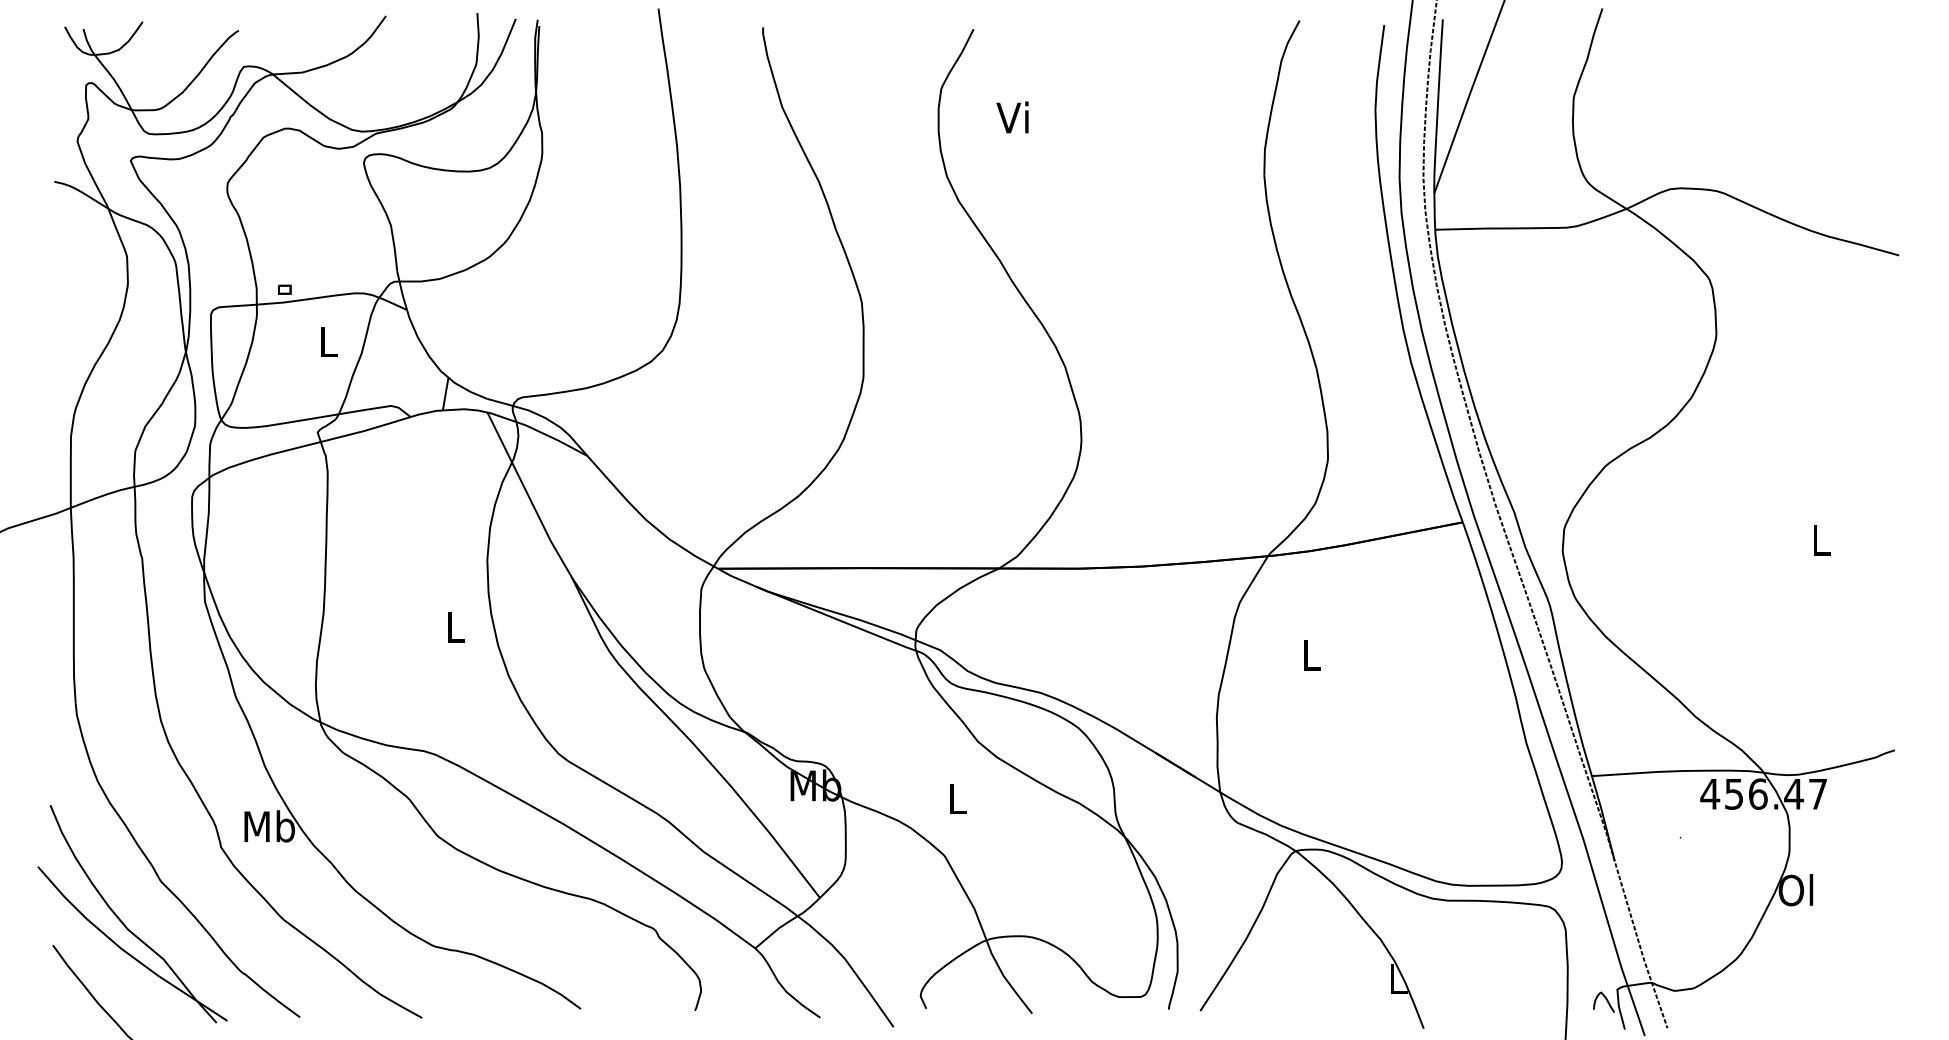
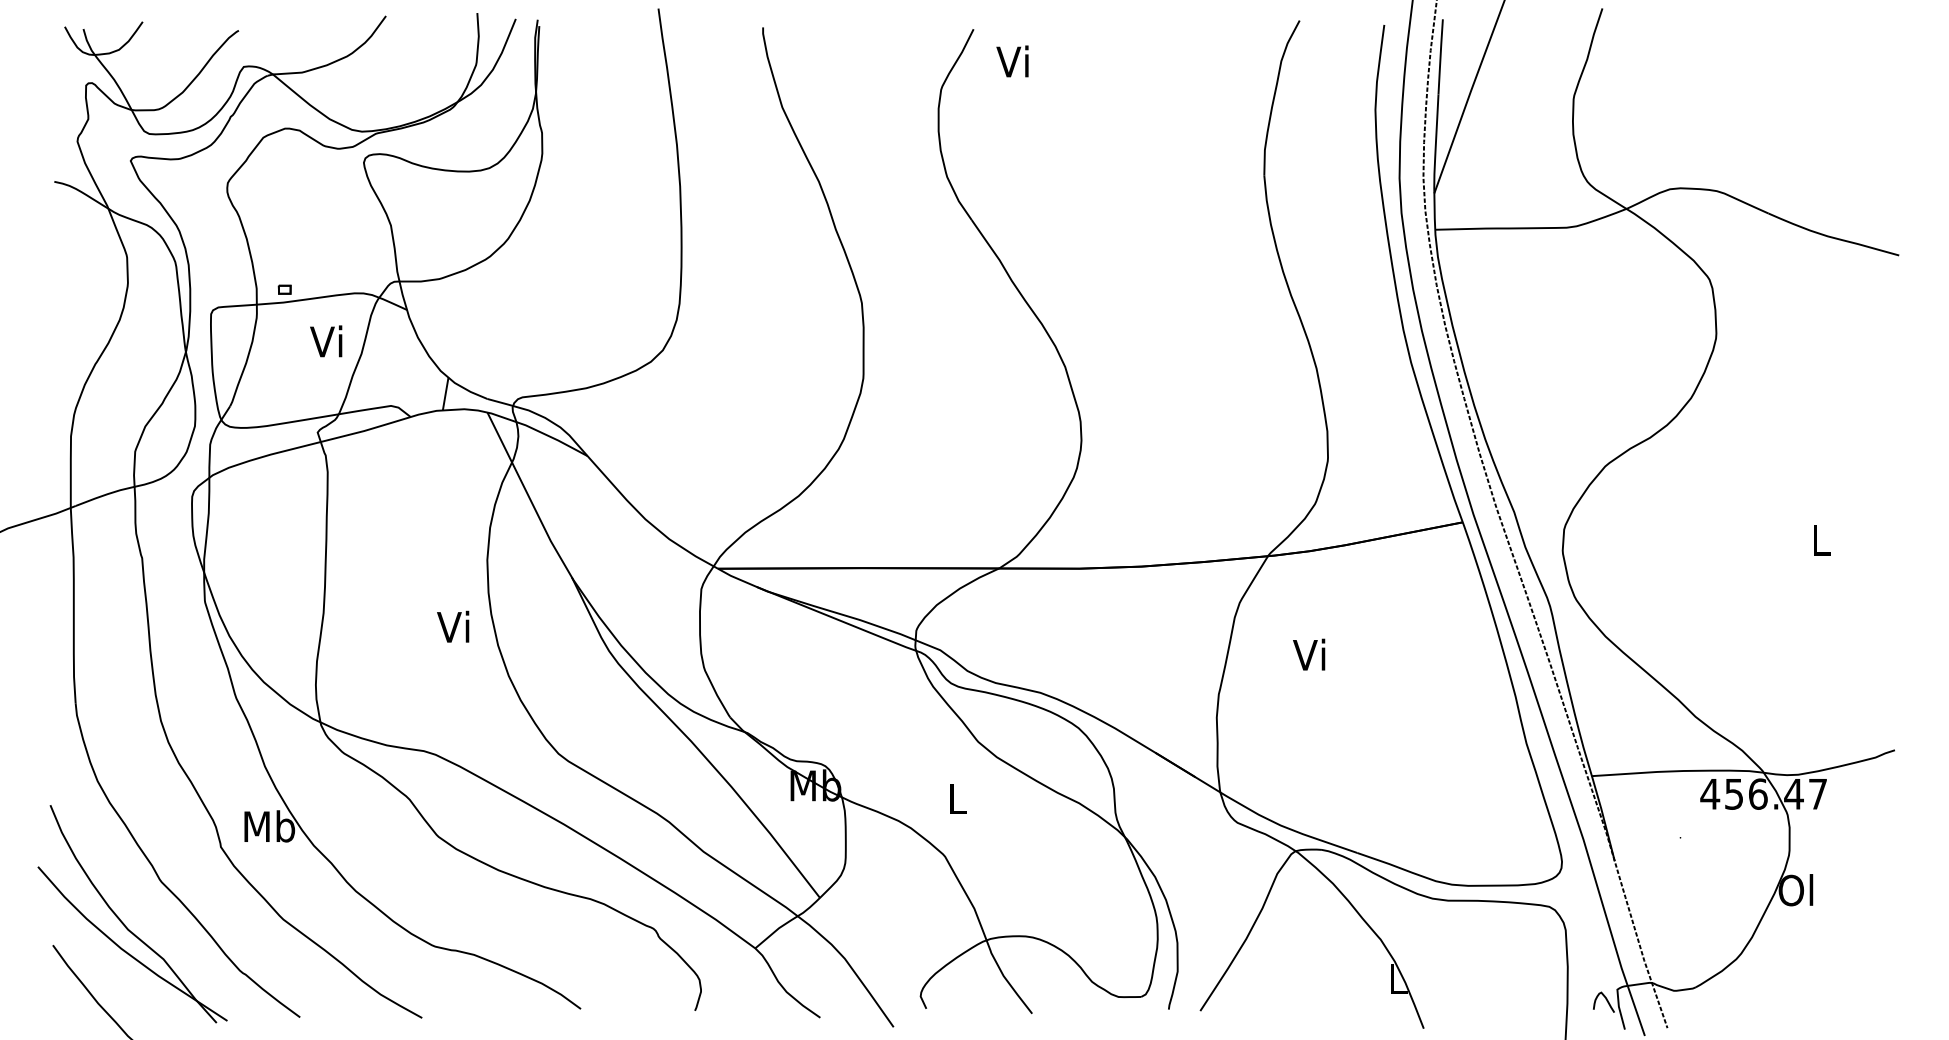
text position: (1012, 117) -> (1012, 61) (1012, 61)
text: L -> Vi (326, 341)
text: L -> Vi (453, 626)
text: L -> Vi (1309, 654)
